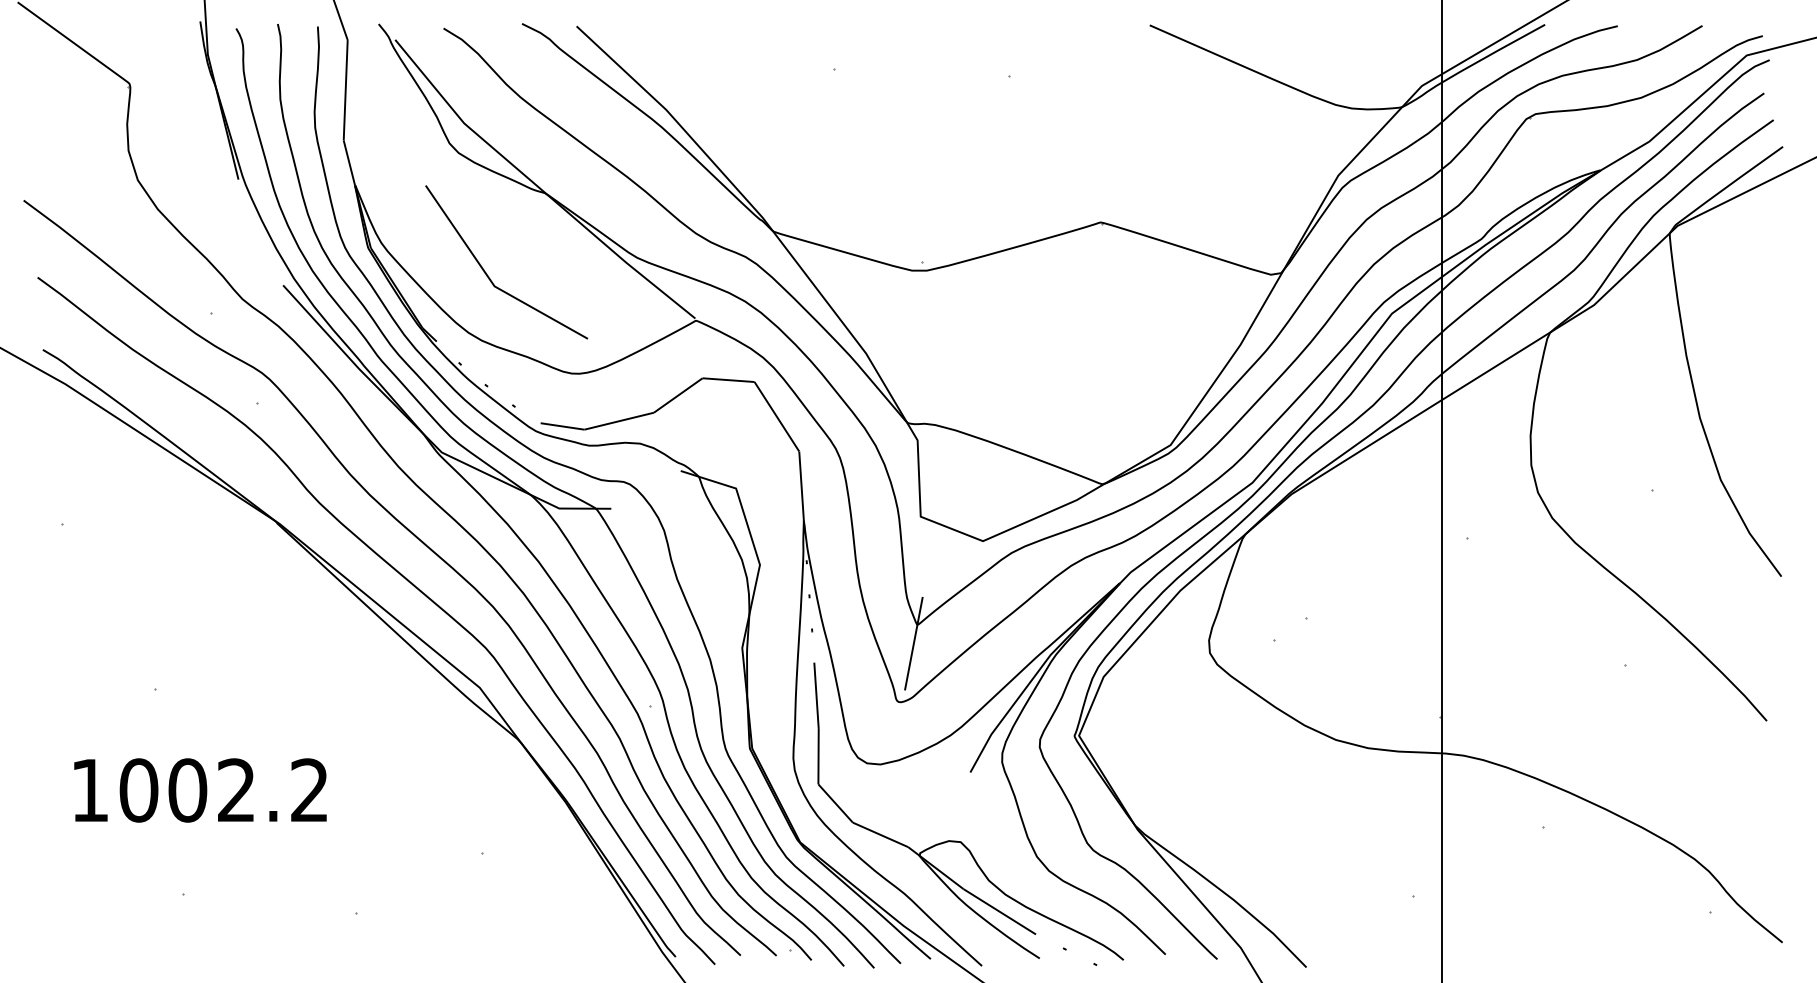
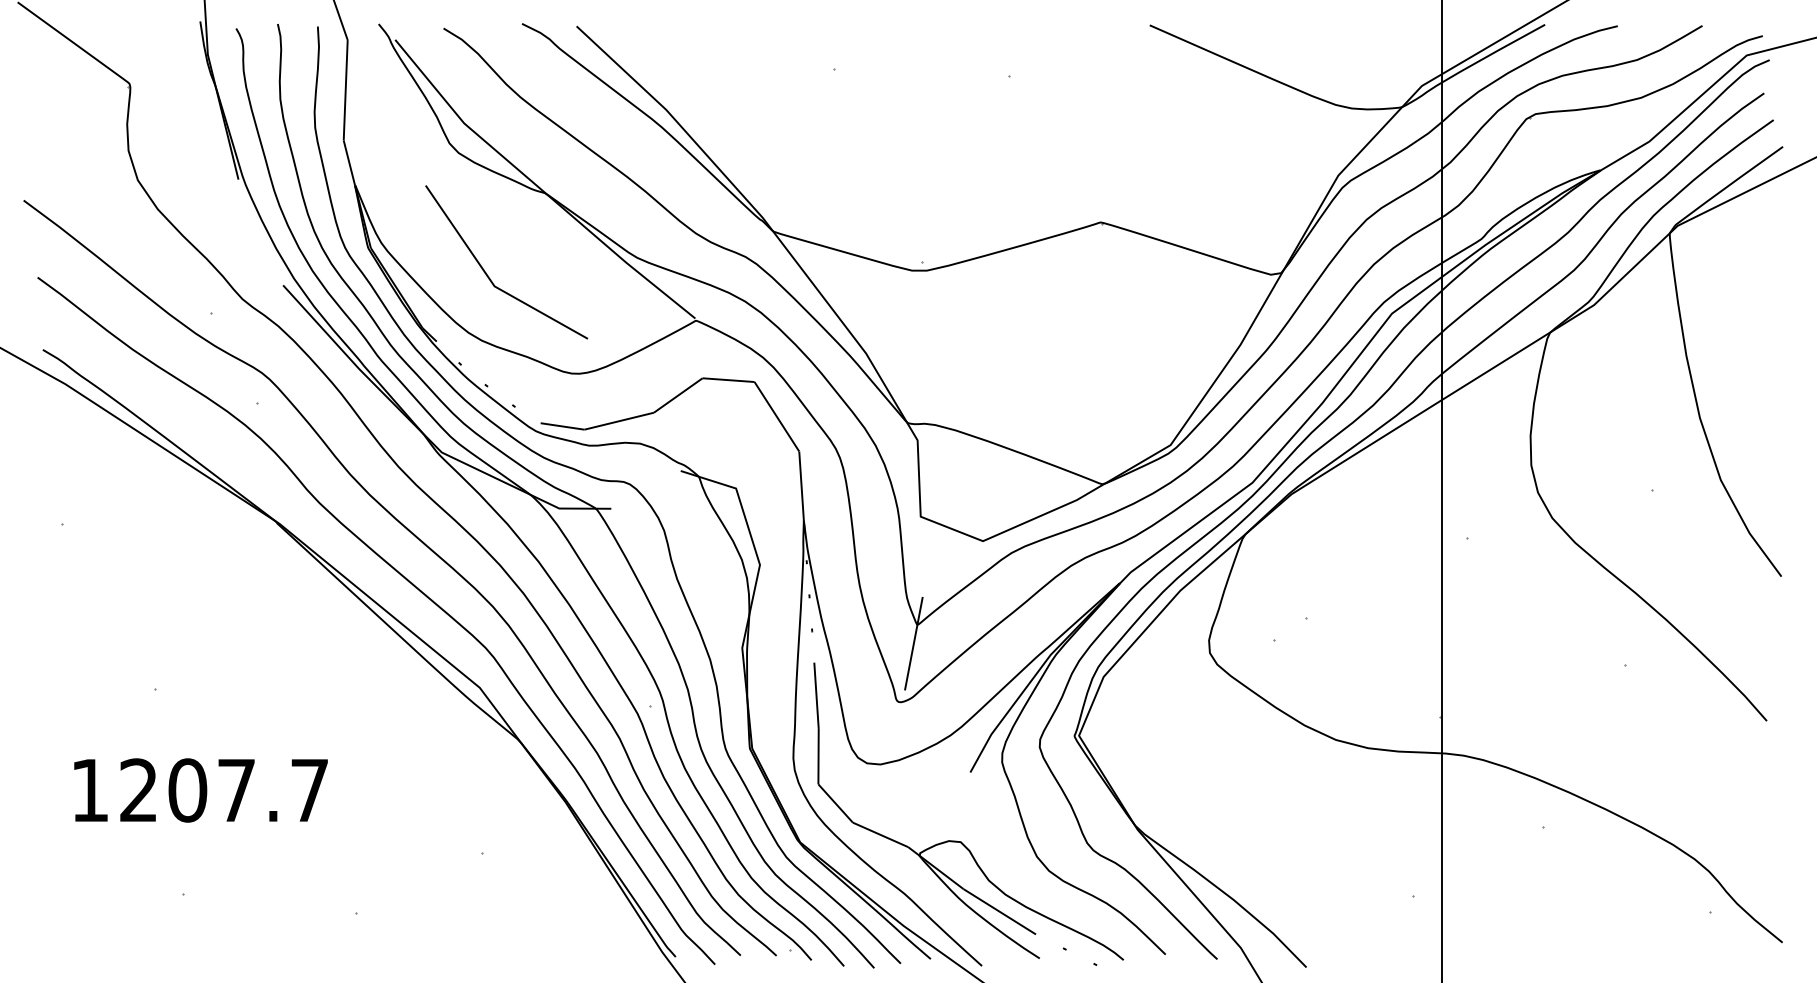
text: 1002.2 -> 1207.7 (223, 790)
